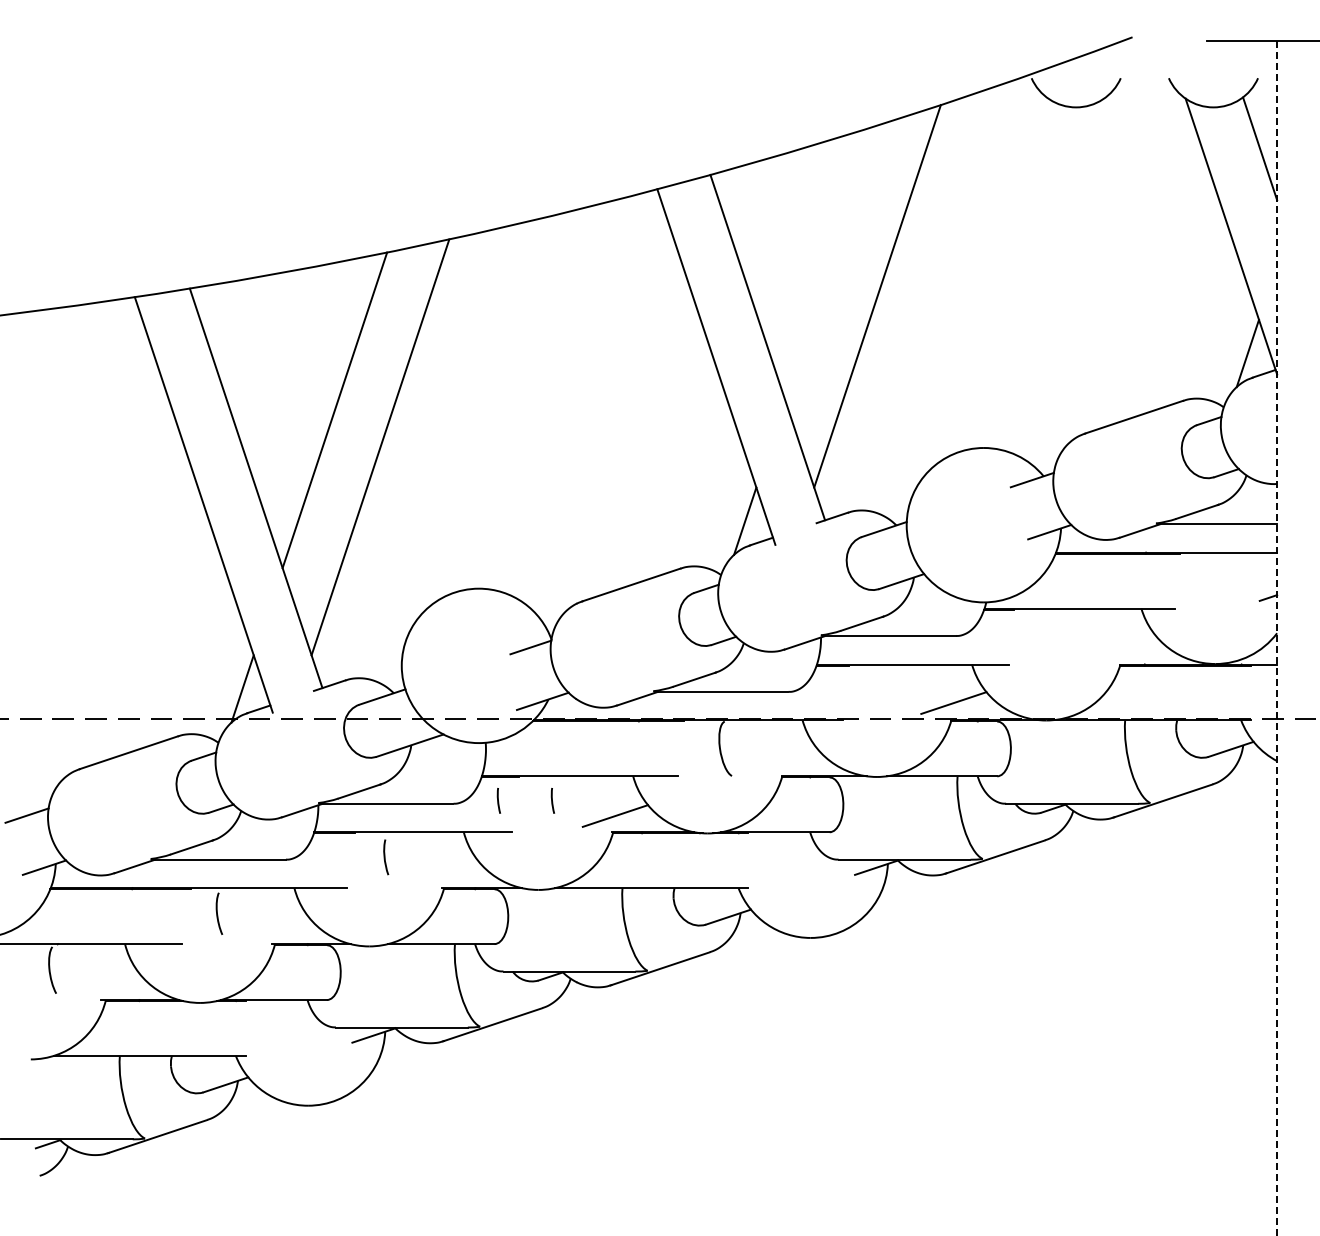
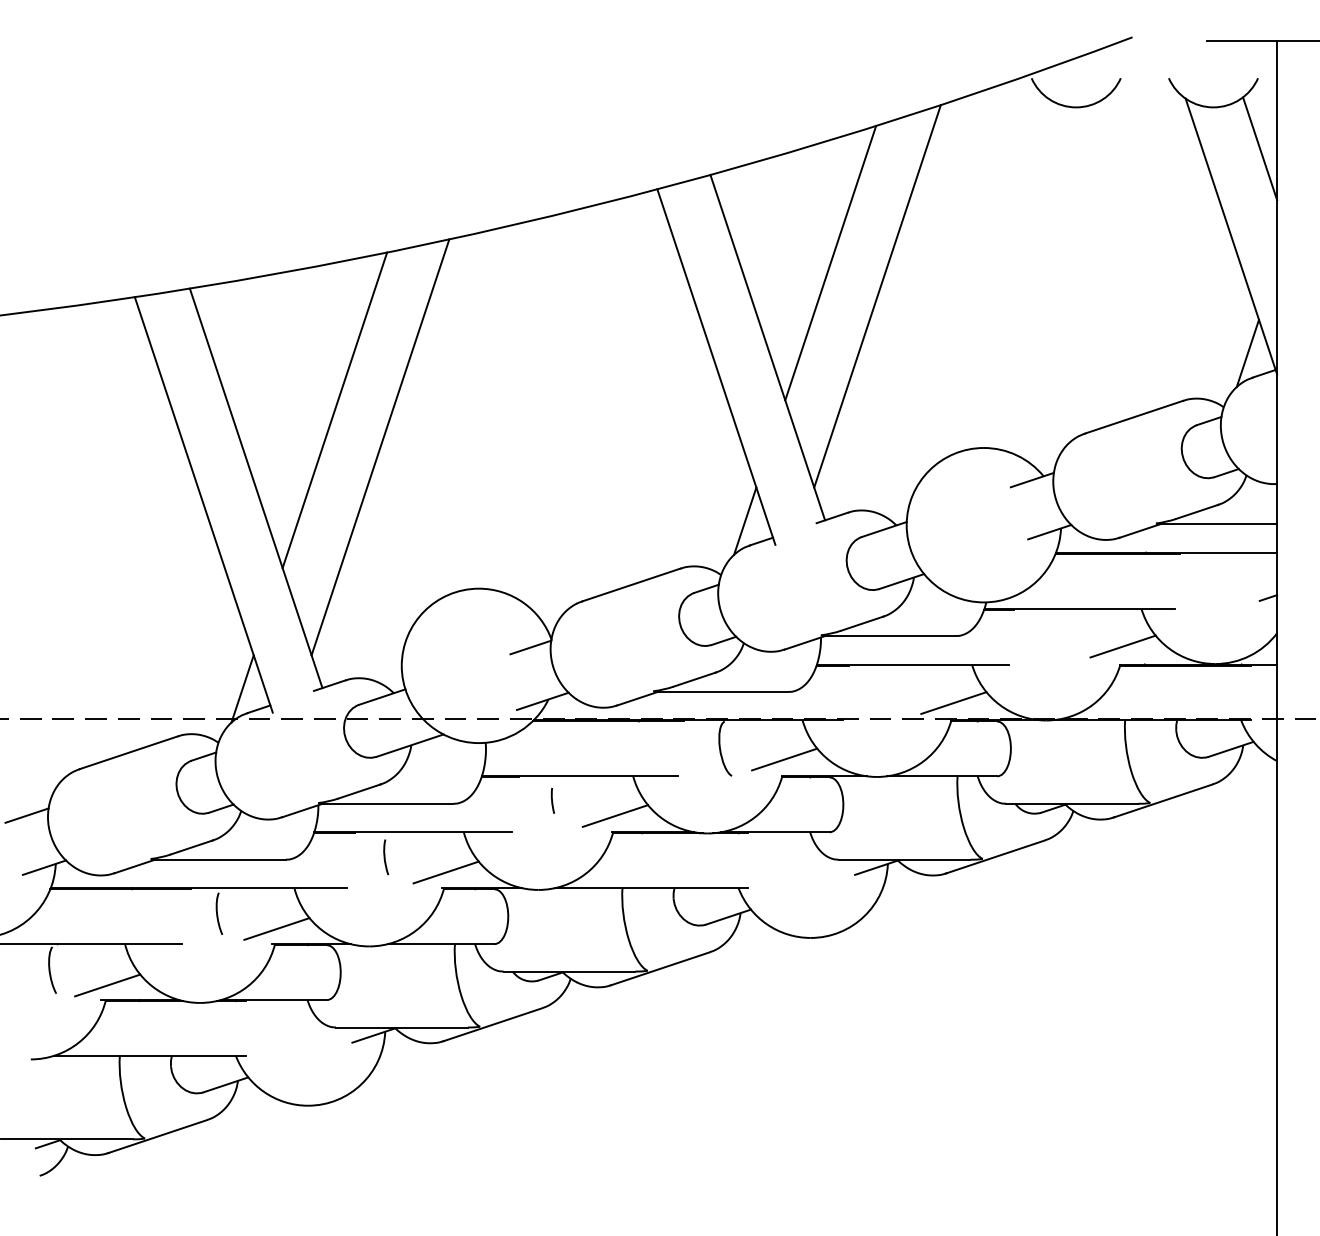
line: none -> present (830, 262)
line: dashed -> solid (1277, 638)
line: none -> present (1122, 646)
line: none -> present (784, 759)
line: present -> none (498, 800)
line: none -> present (445, 872)
line: none -> present (276, 928)
line: none -> present (107, 985)
